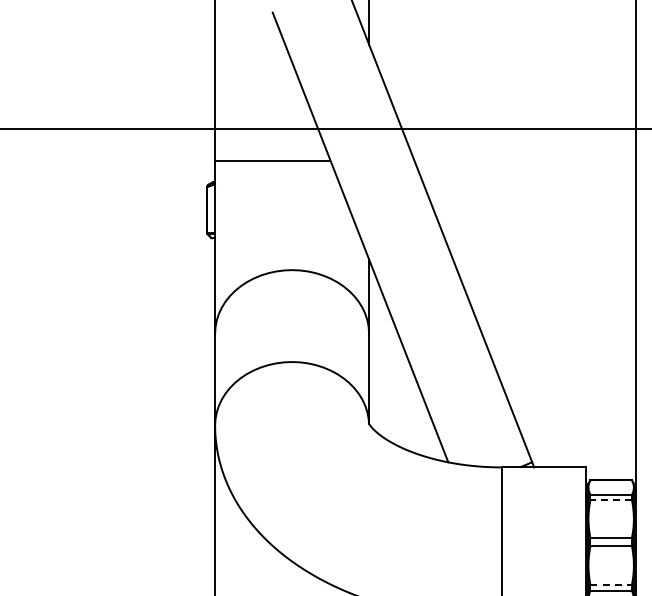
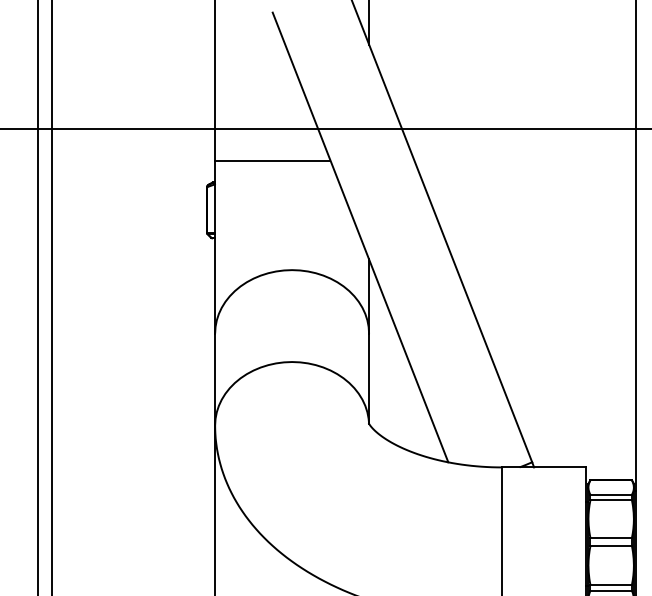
line: none -> present (37, 297)
line: none -> present (51, 297)
line: dashed -> solid (611, 500)
line: dashed -> solid (611, 585)
